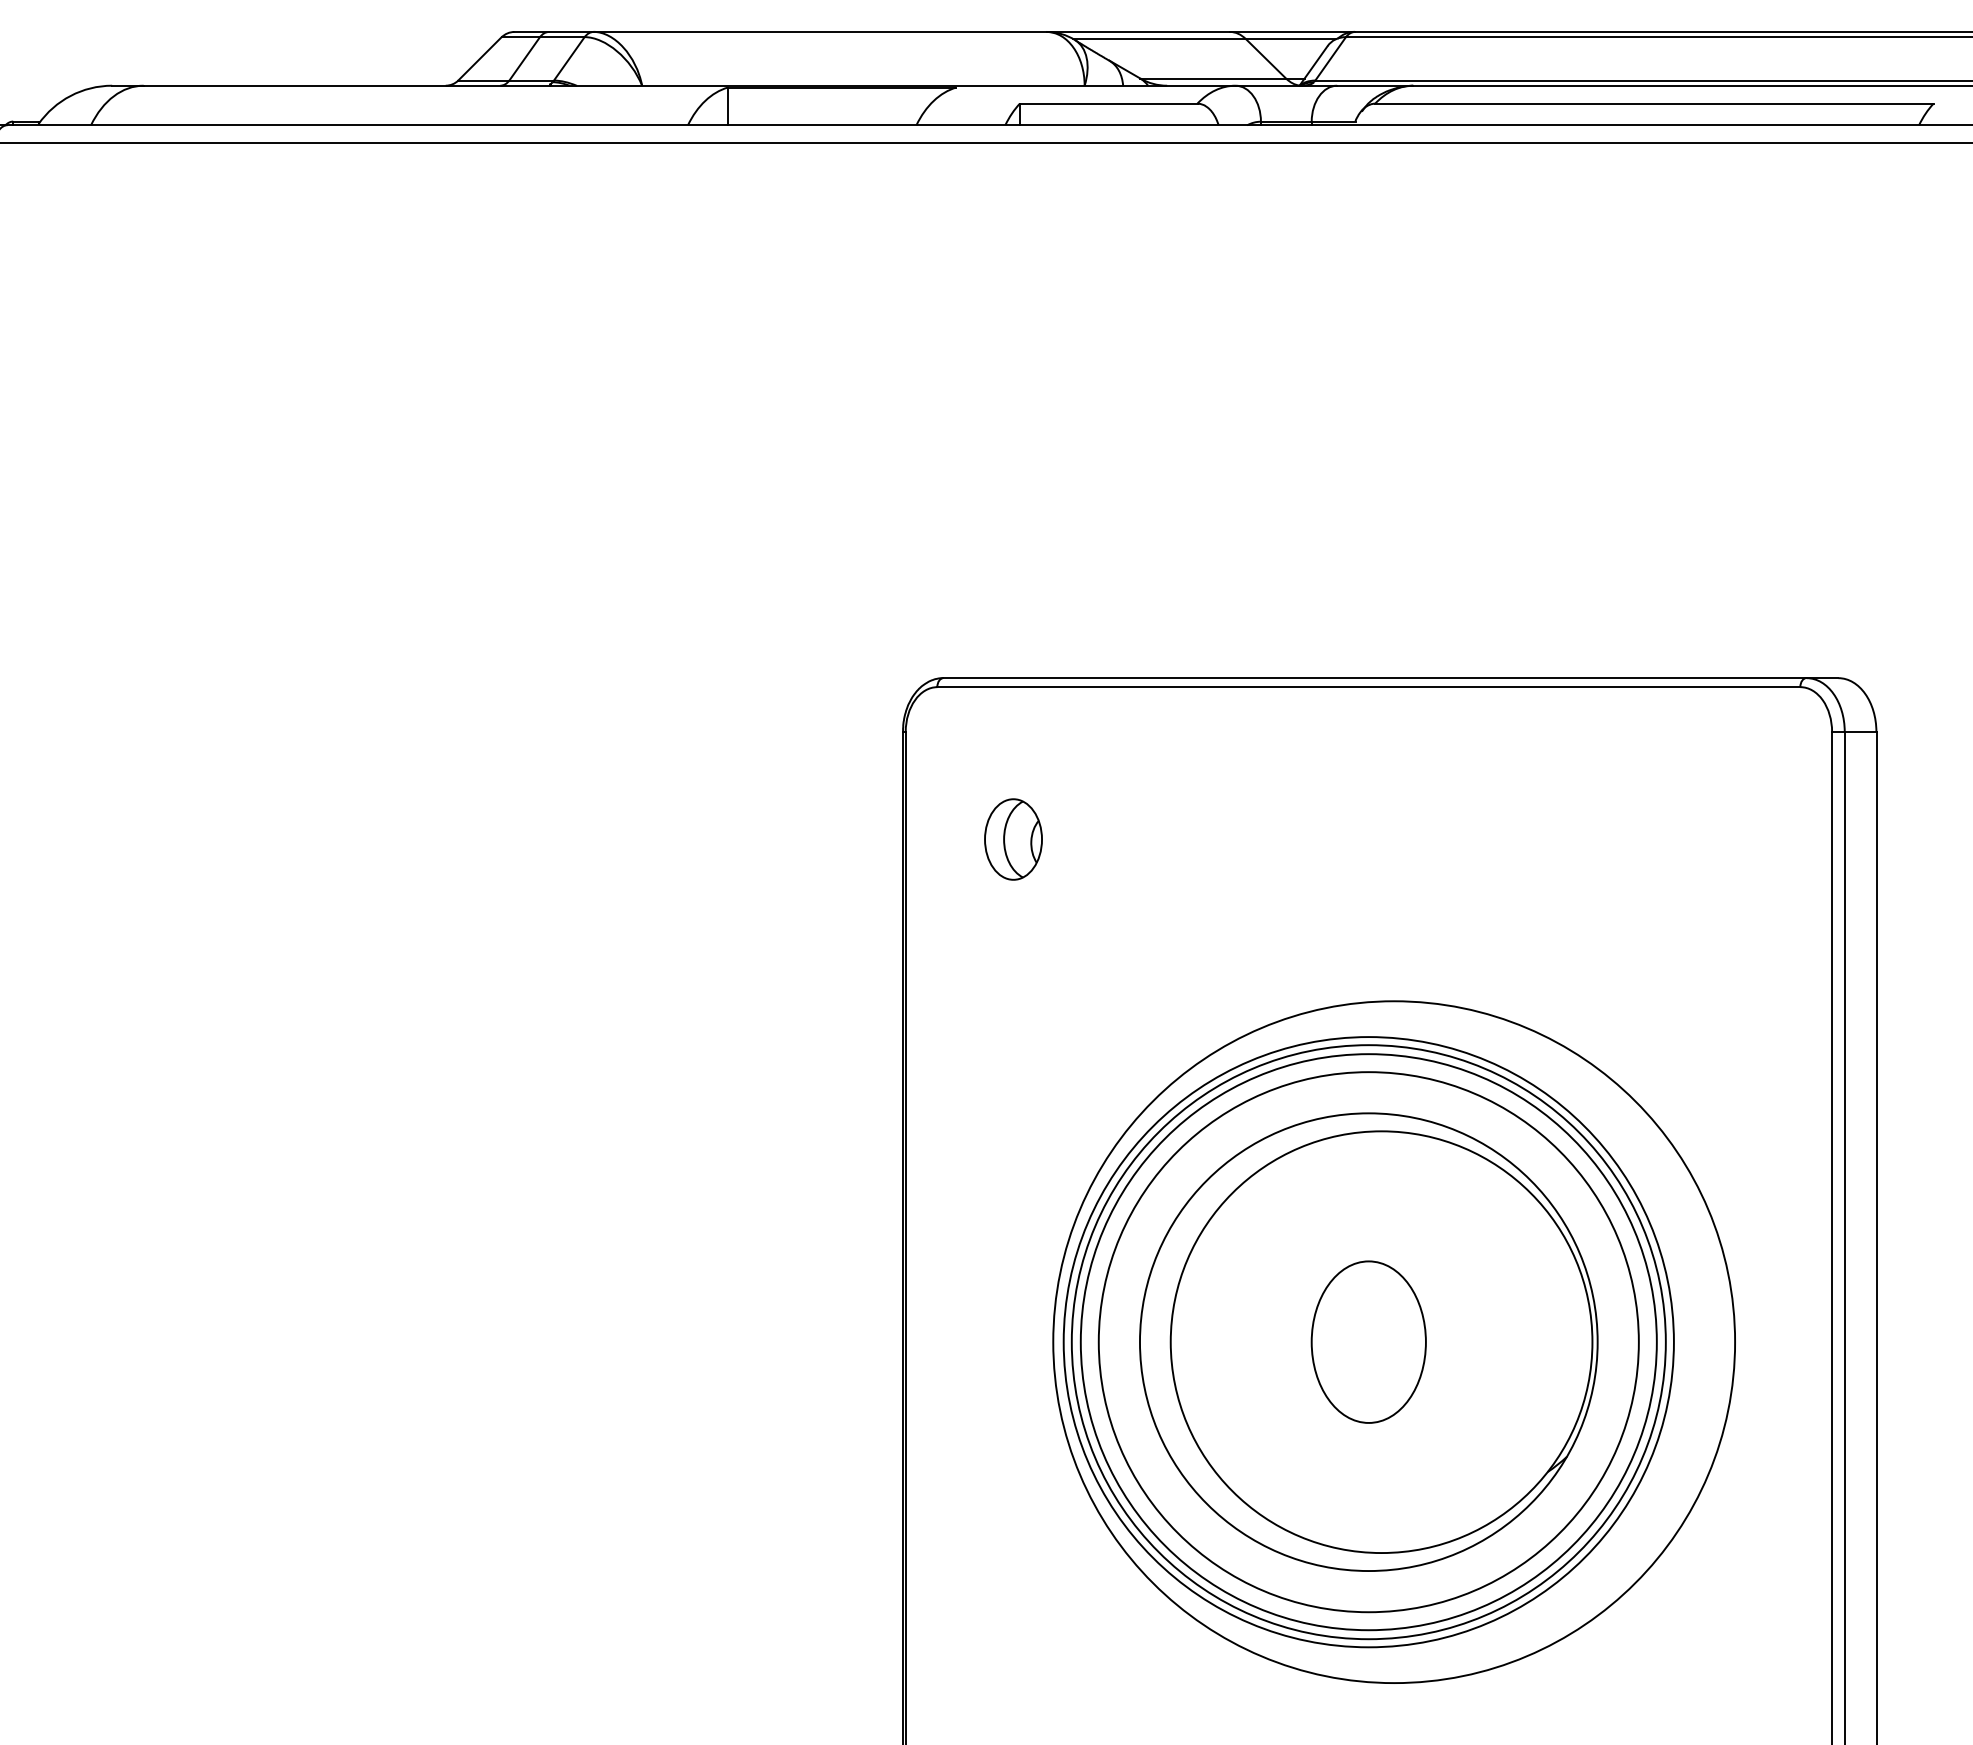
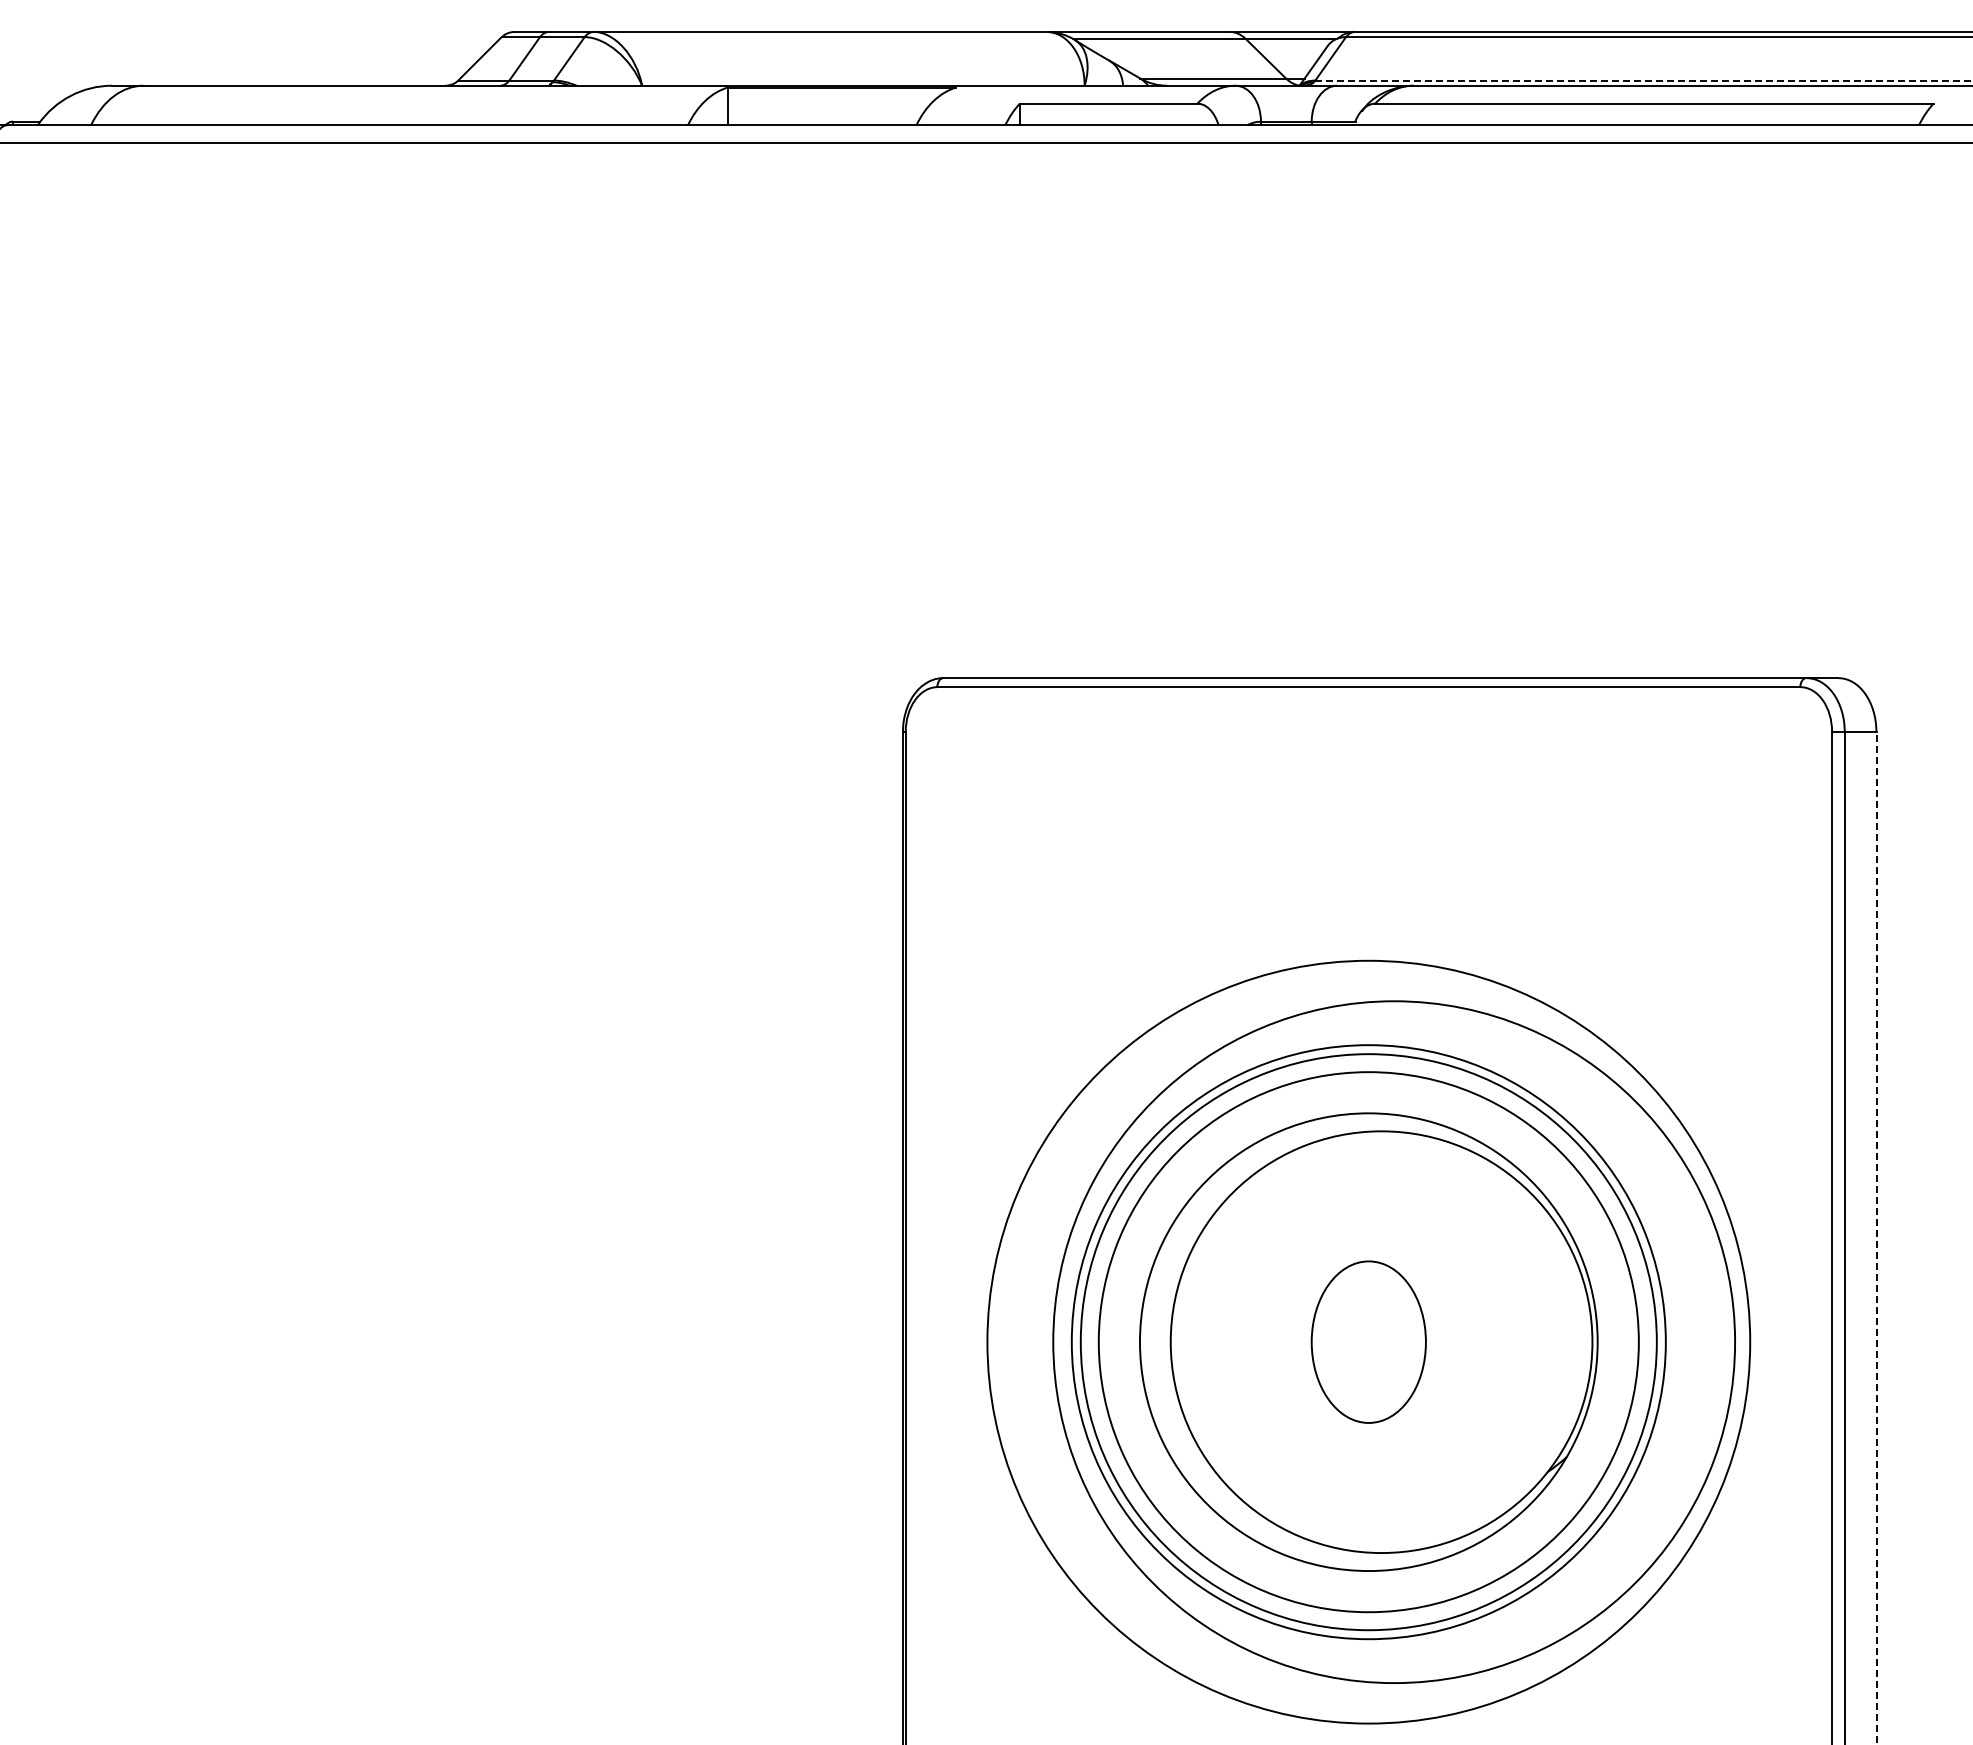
line: solid -> dashed (1644, 80)
part: present -> none (1013, 839)
line: solid -> dashed (1876, 1237)
circle diameter: 610 px -> 763 px (1368, 1341)
